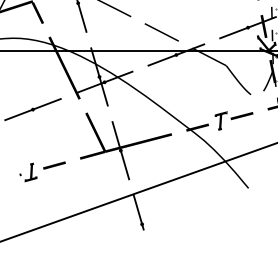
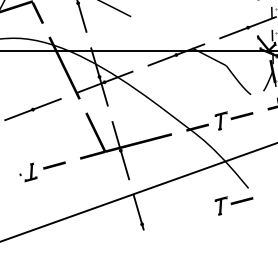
fill: present -> none (263, 26)
fill: present -> none (161, 32)
part: none -> present (233, 205)
